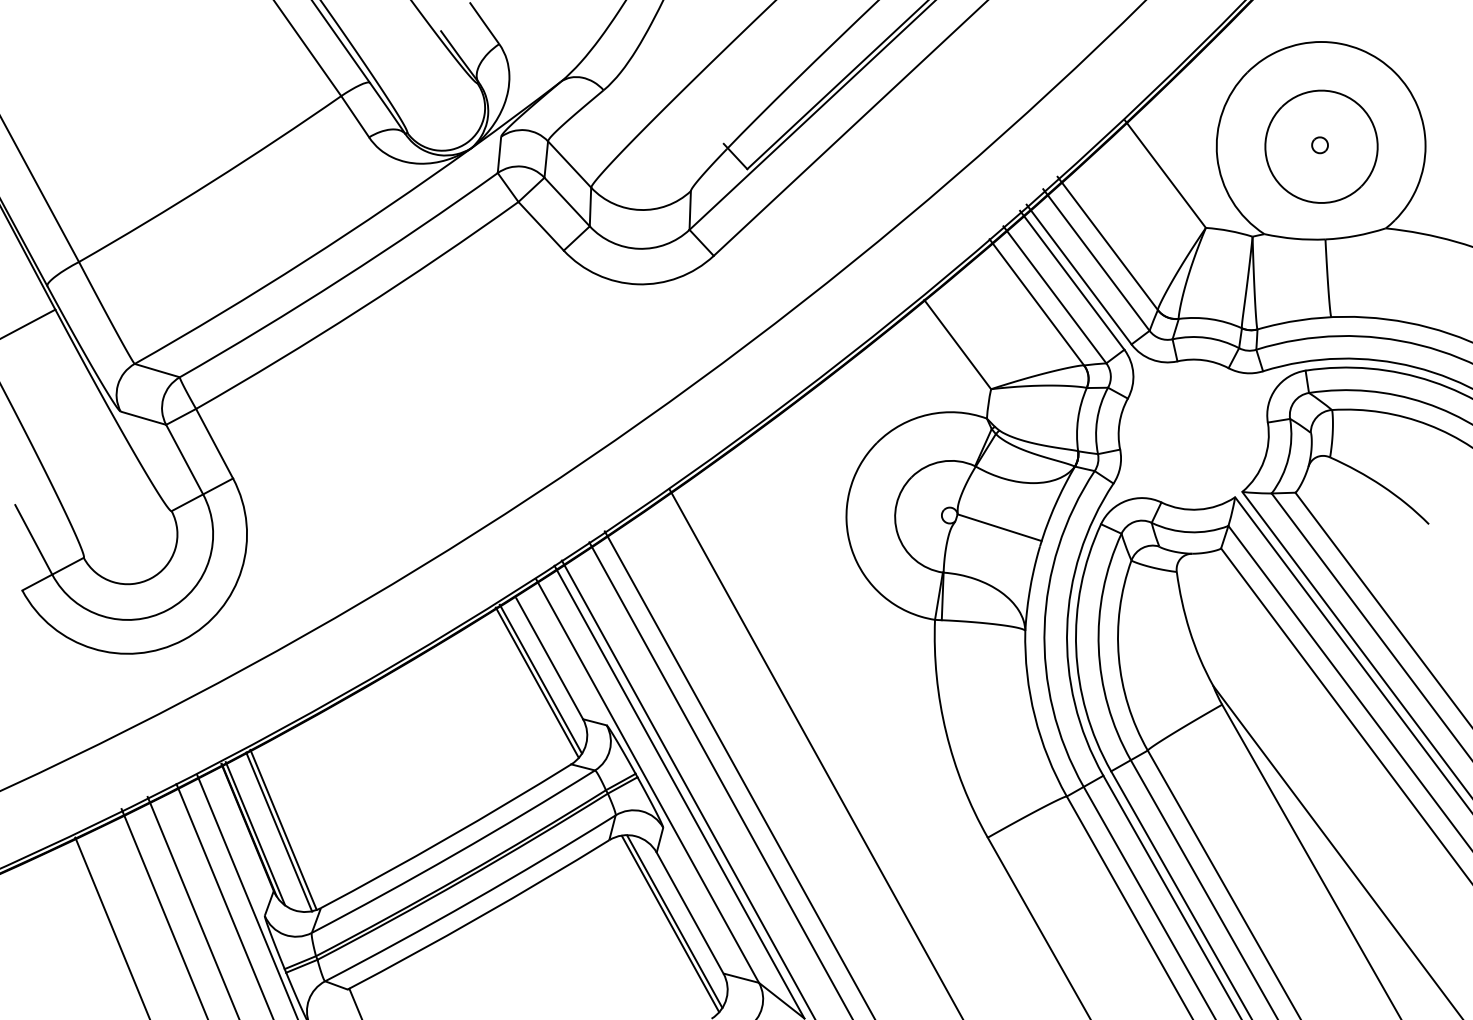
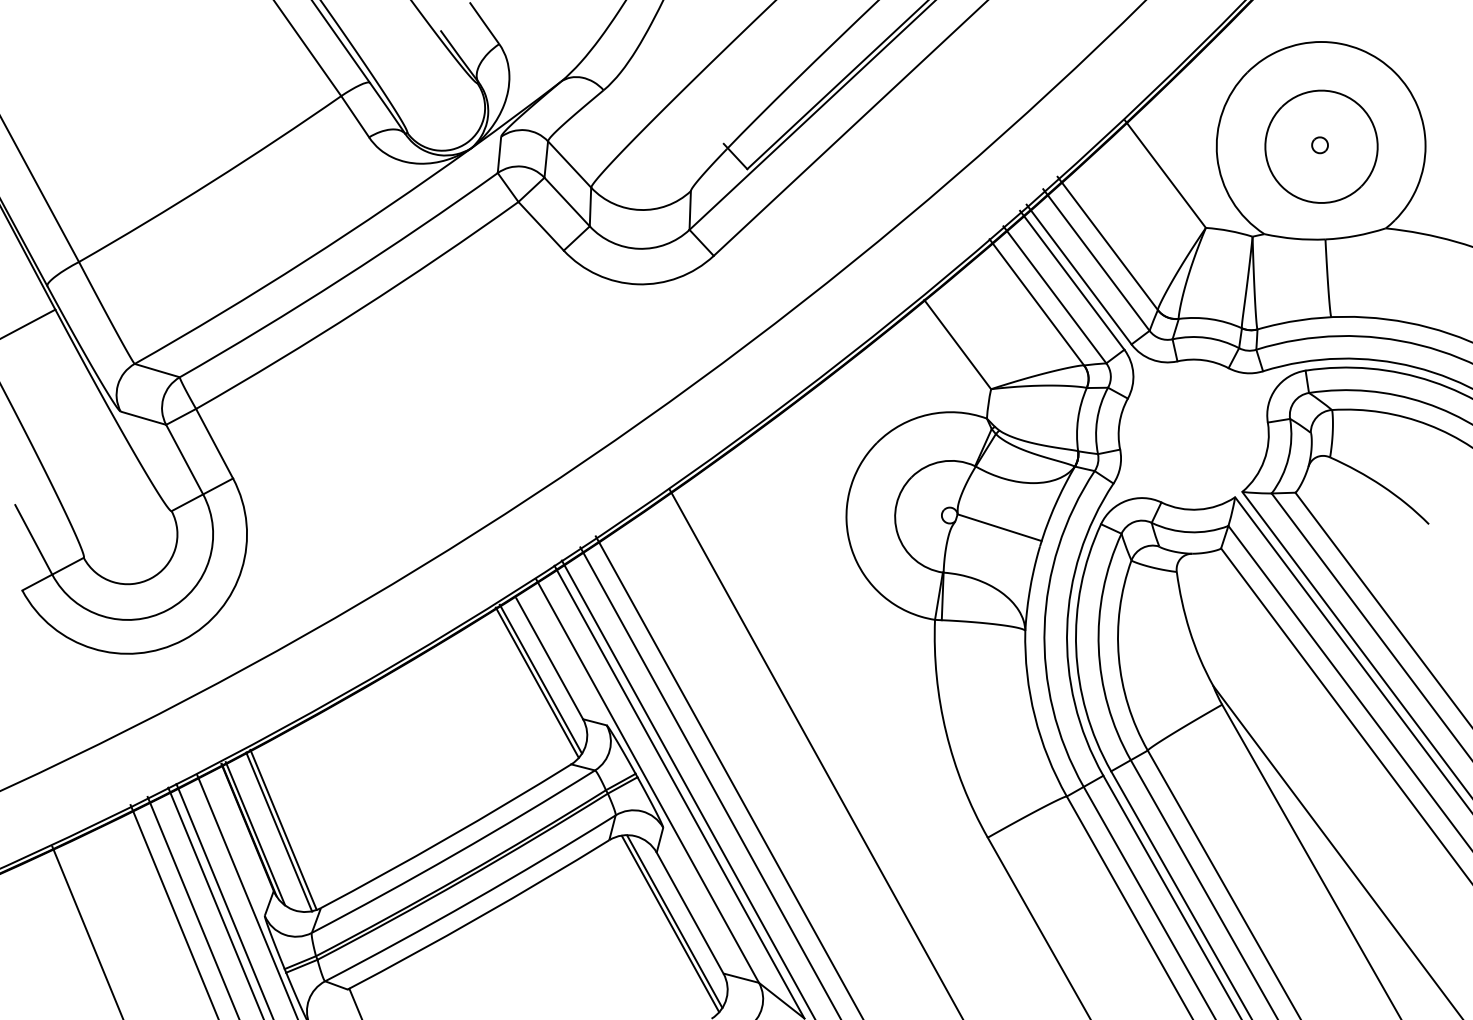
line position: (738, 773) -> (728, 776) (728, 776)
line position: (720, 779) -> (709, 781) (709, 781)
line: none -> present (215, 901)
line position: (163, 912) -> (173, 910) (173, 910)
line position: (111, 926) -> (87, 931) (87, 931)
